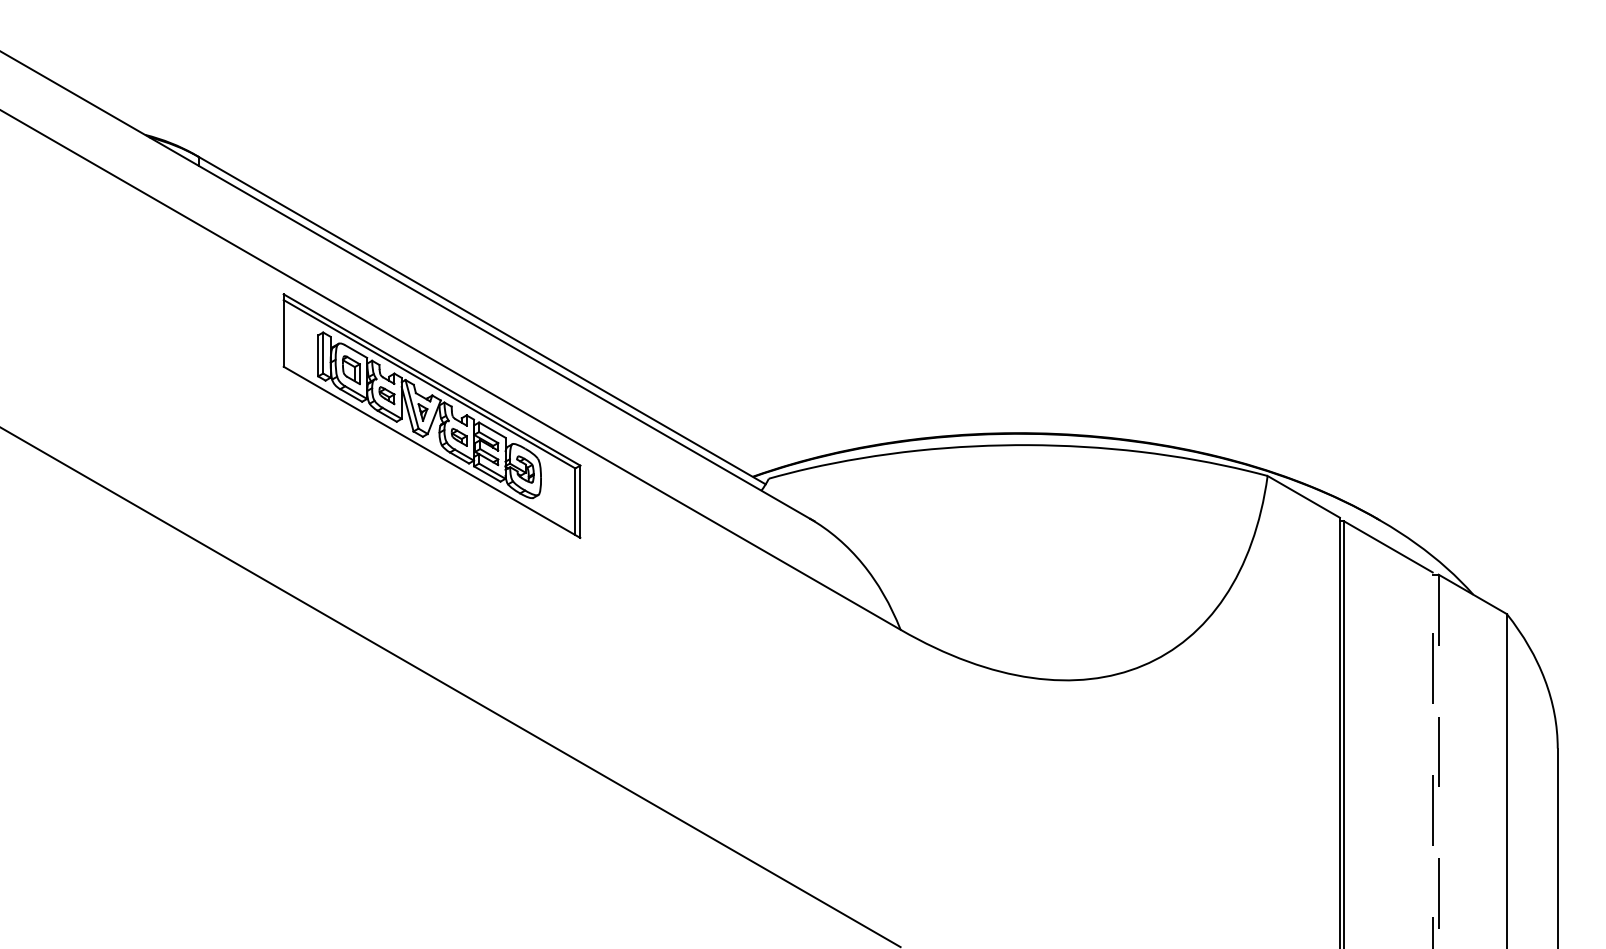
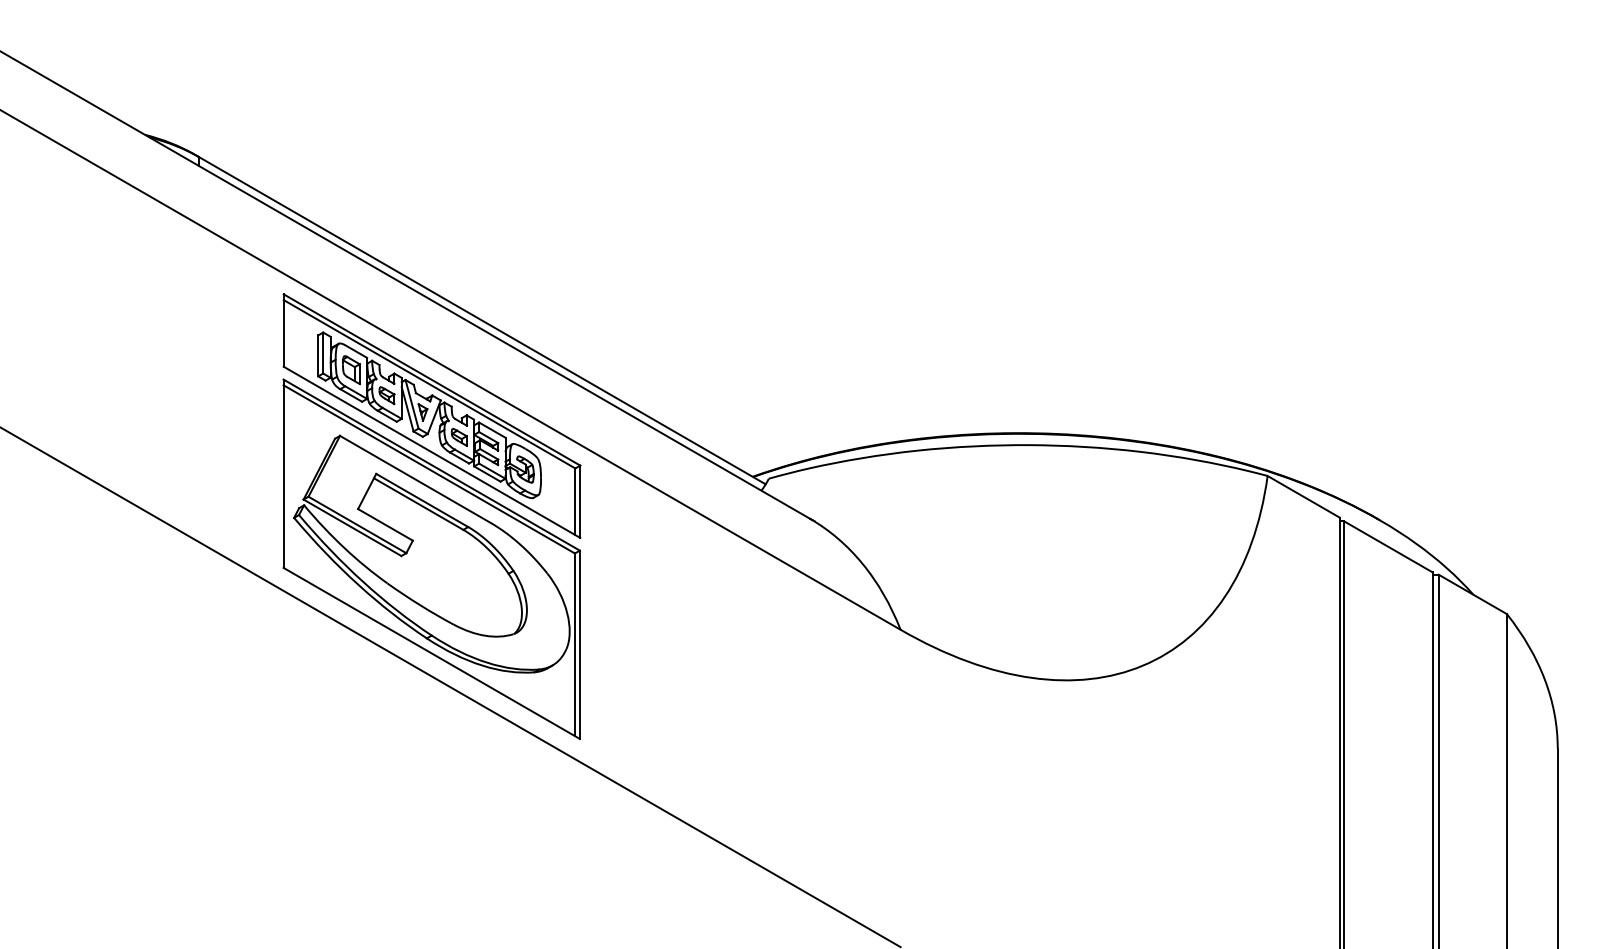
part: none -> present (431, 558)
line: dashed -> solid (1432, 760)
line: dashed -> solid (1438, 761)
